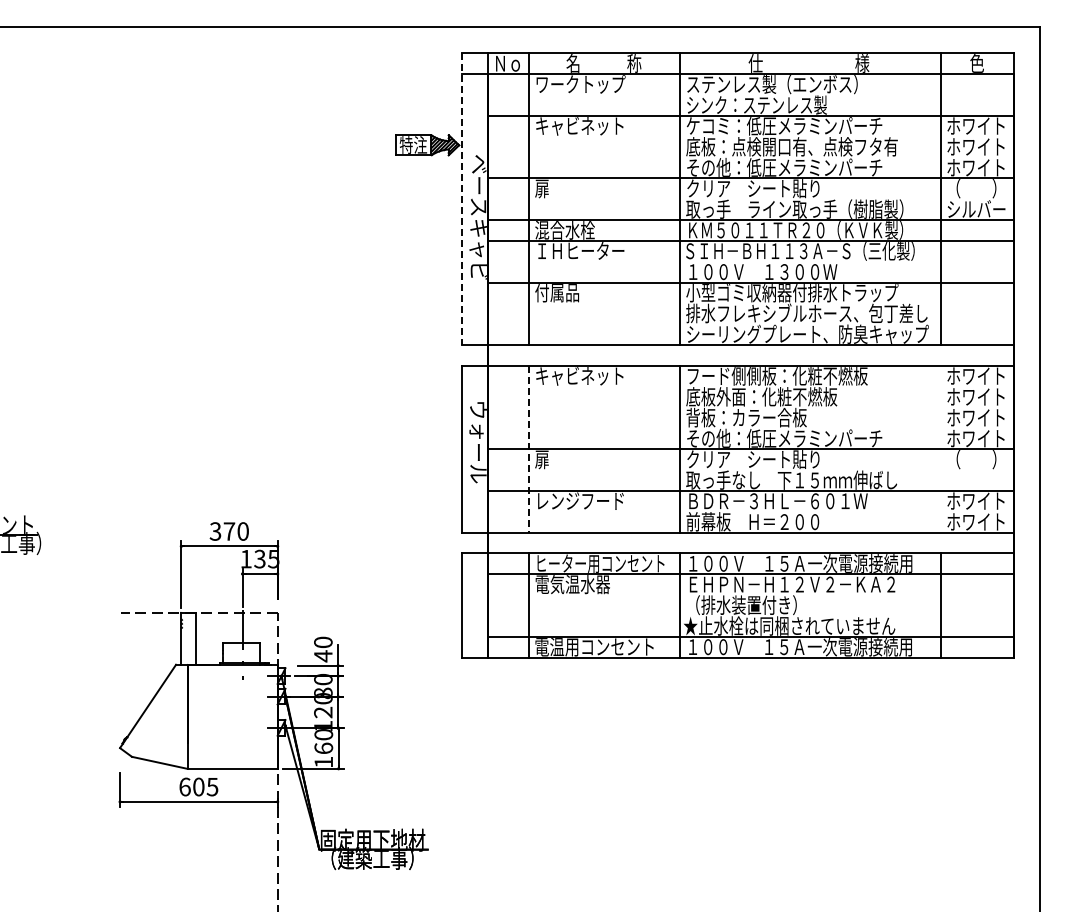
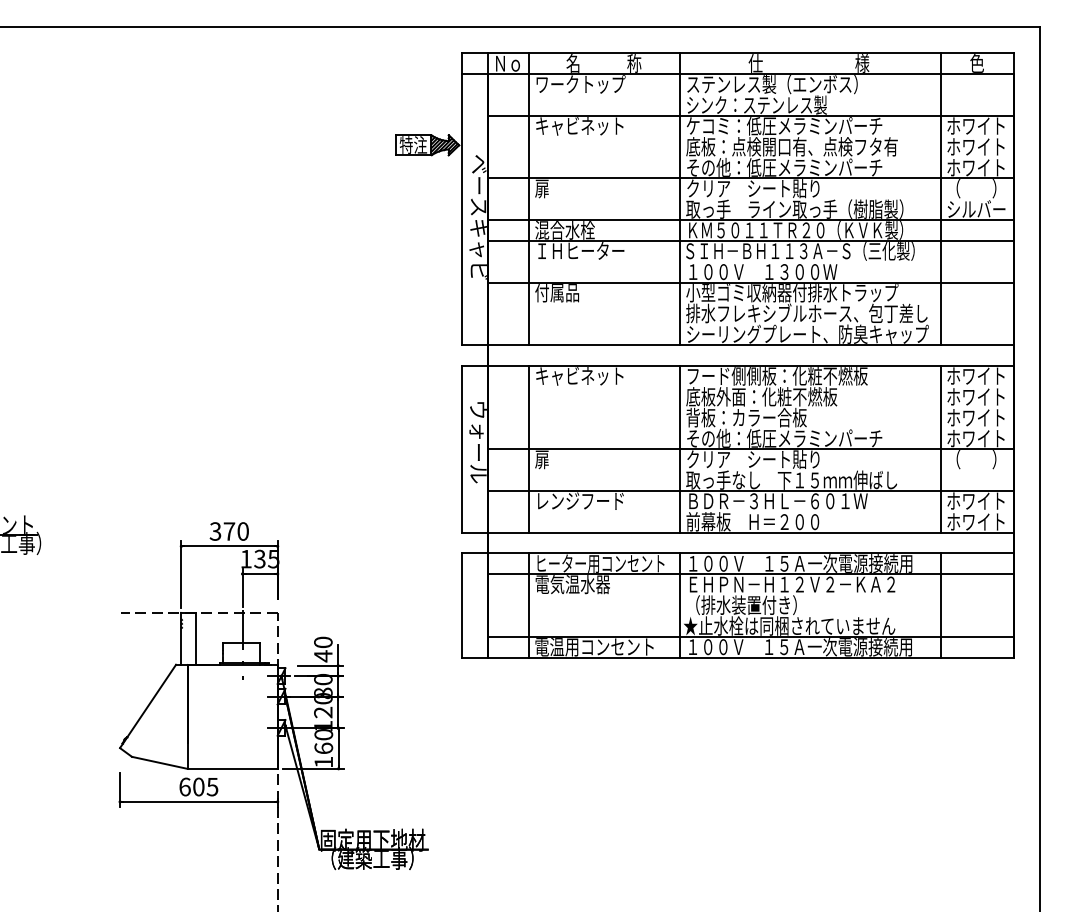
line: dashed -> solid (461, 199)
line: none -> present (940, 448)
line: dashed -> solid (529, 449)
